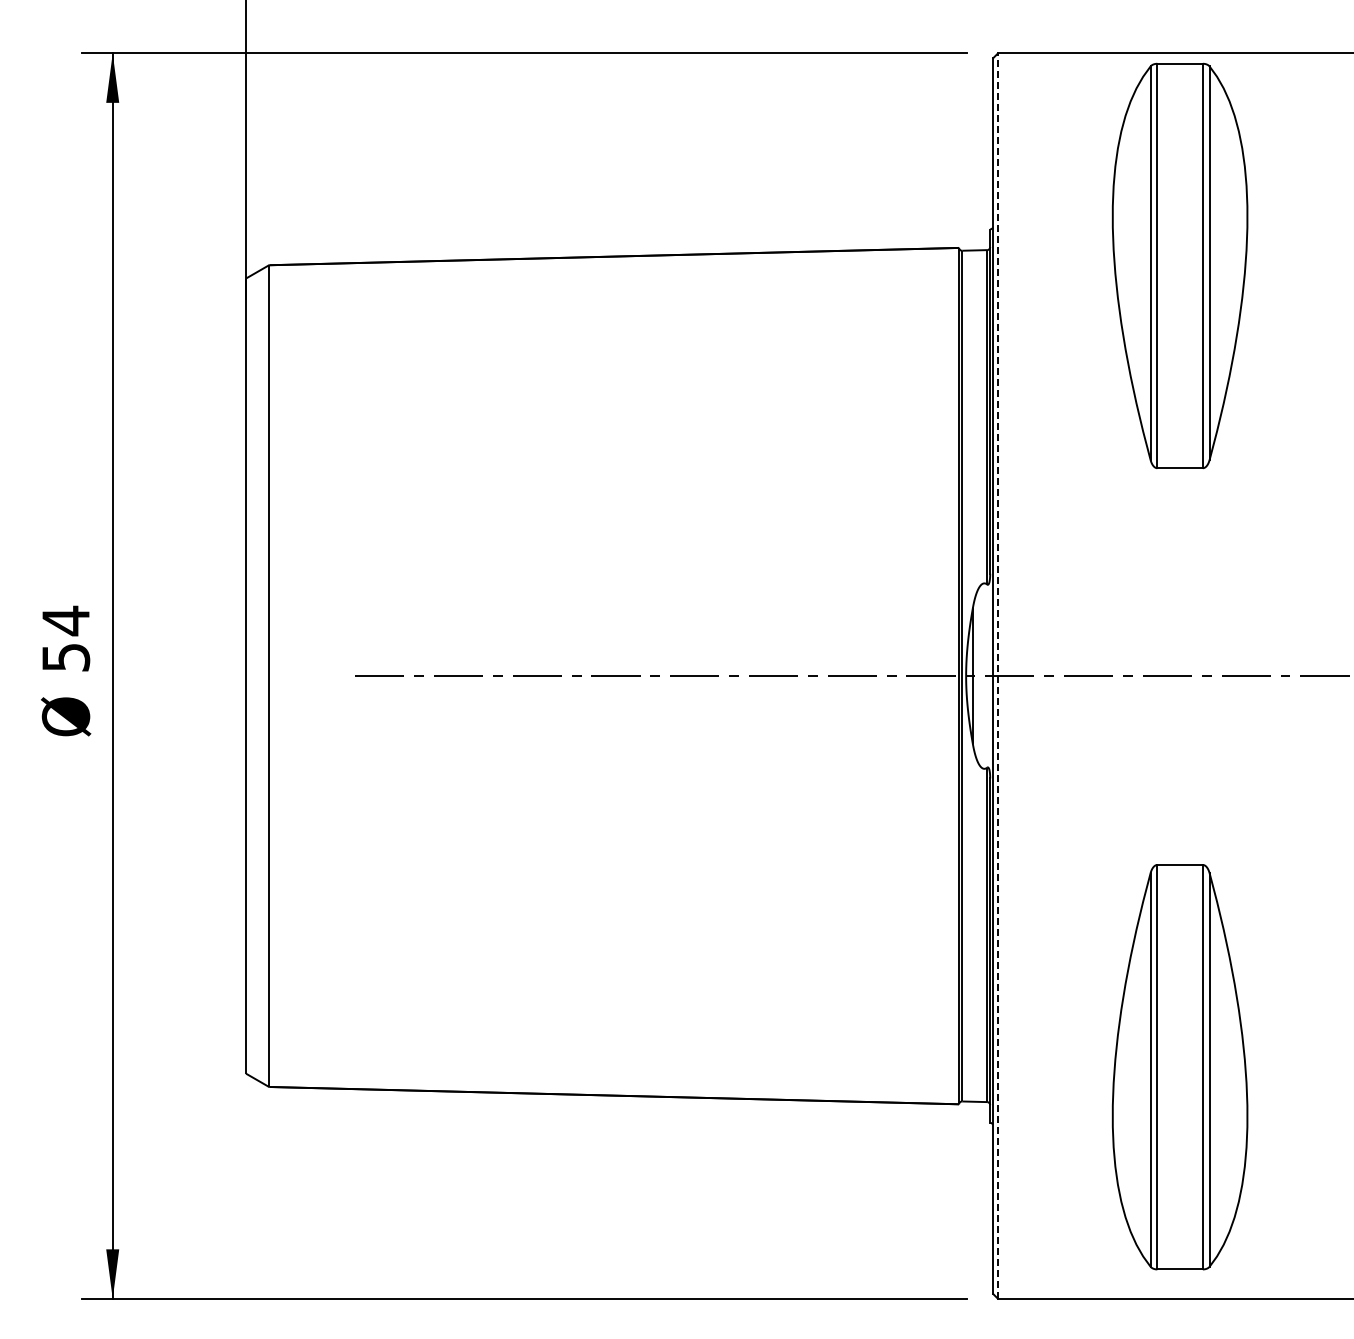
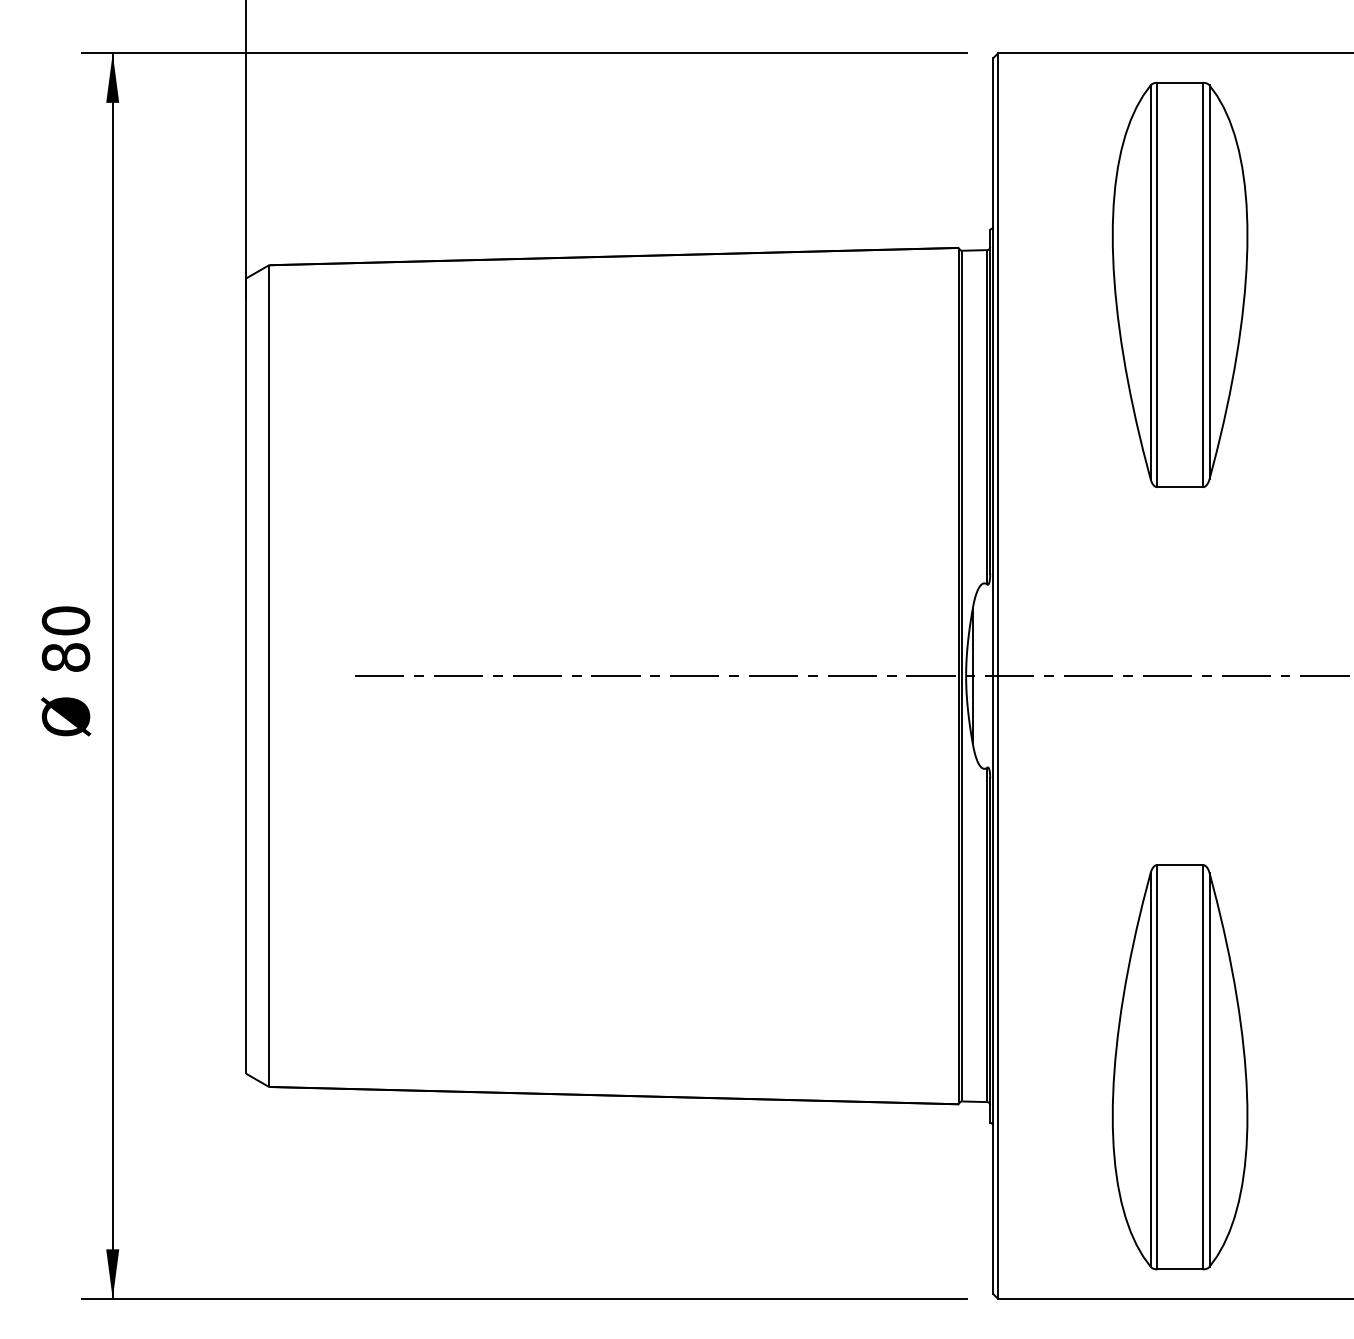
part position: (1179, 265) -> (1179, 284) (1179, 284)
text: 54 -> 80 (65, 638)
line: dashed -> solid (997, 676)
